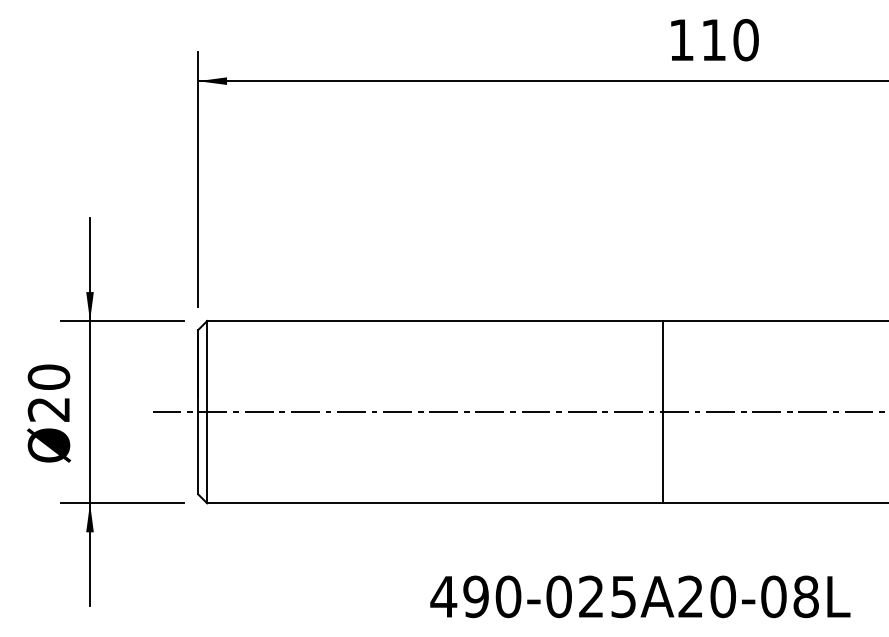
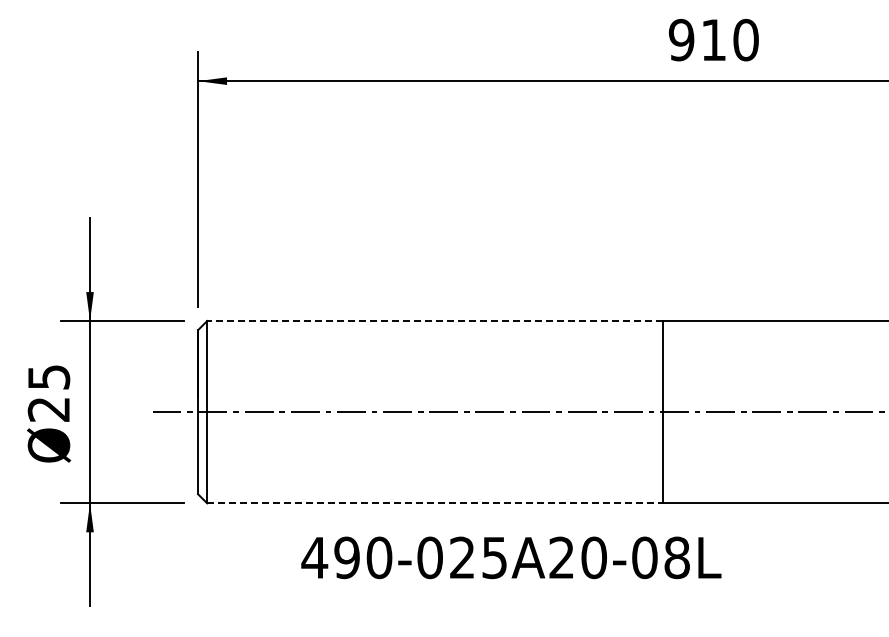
text: 110 -> 910 (681, 39)
line: solid -> dashed (435, 321)
text: Ø20 -> Ø25 (48, 376)
line: solid -> dashed (435, 503)
text position: (640, 596) -> (511, 557) (511, 557)
